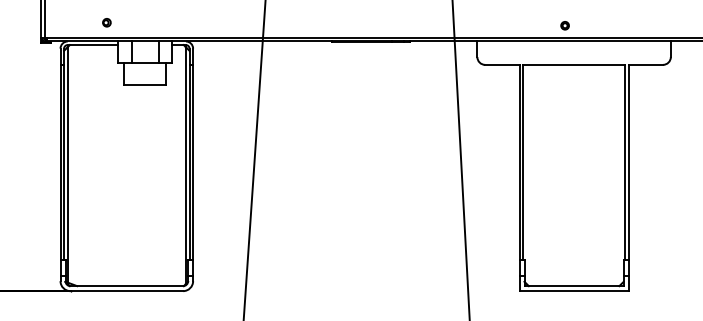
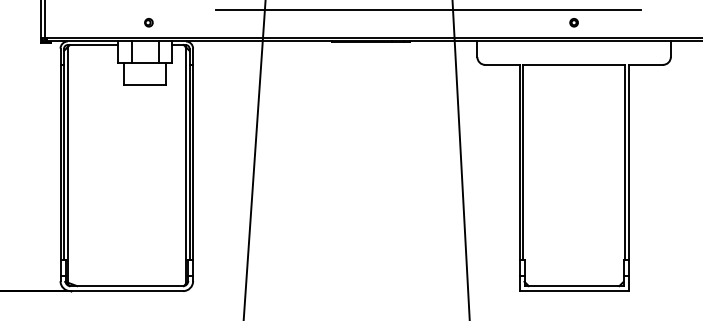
line: none -> present (428, 10)
part position: (106, 22) -> (148, 22) (148, 22)
part position: (564, 25) -> (573, 22) (573, 22)
